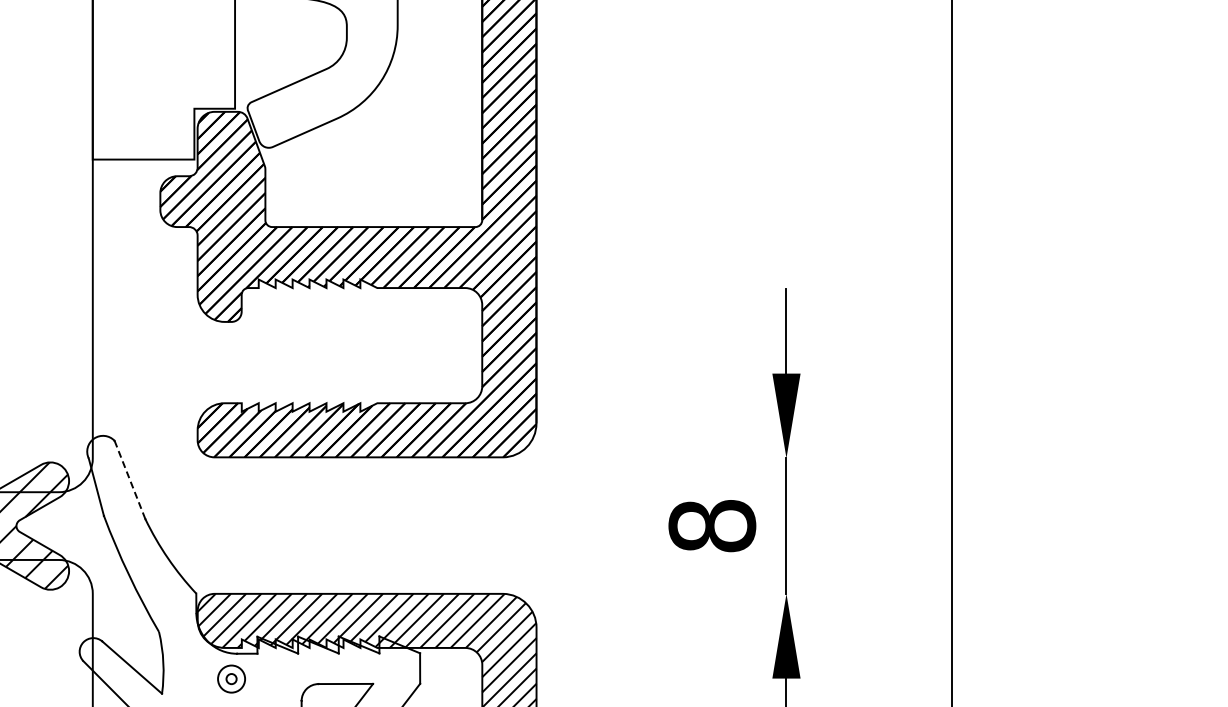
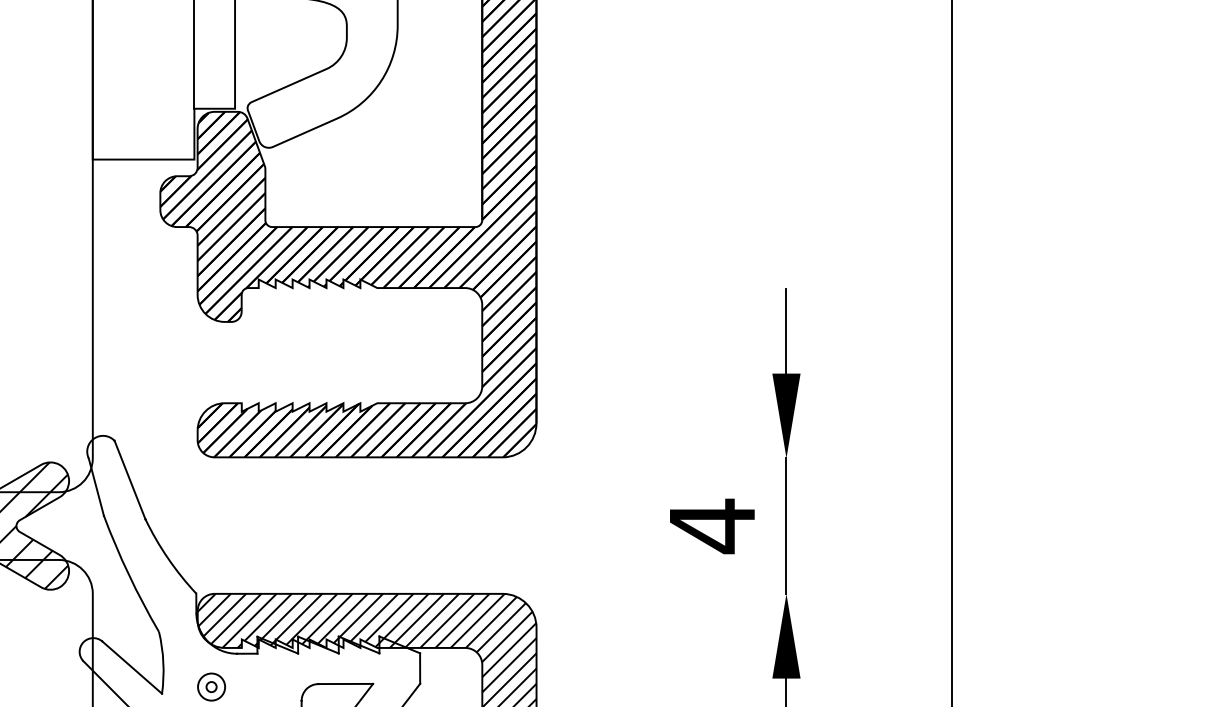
line: none -> present (194, 55)
line: dashed -> solid (130, 480)
text: 8 -> 4 (712, 526)
part position: (231, 678) -> (211, 686) (211, 686)
